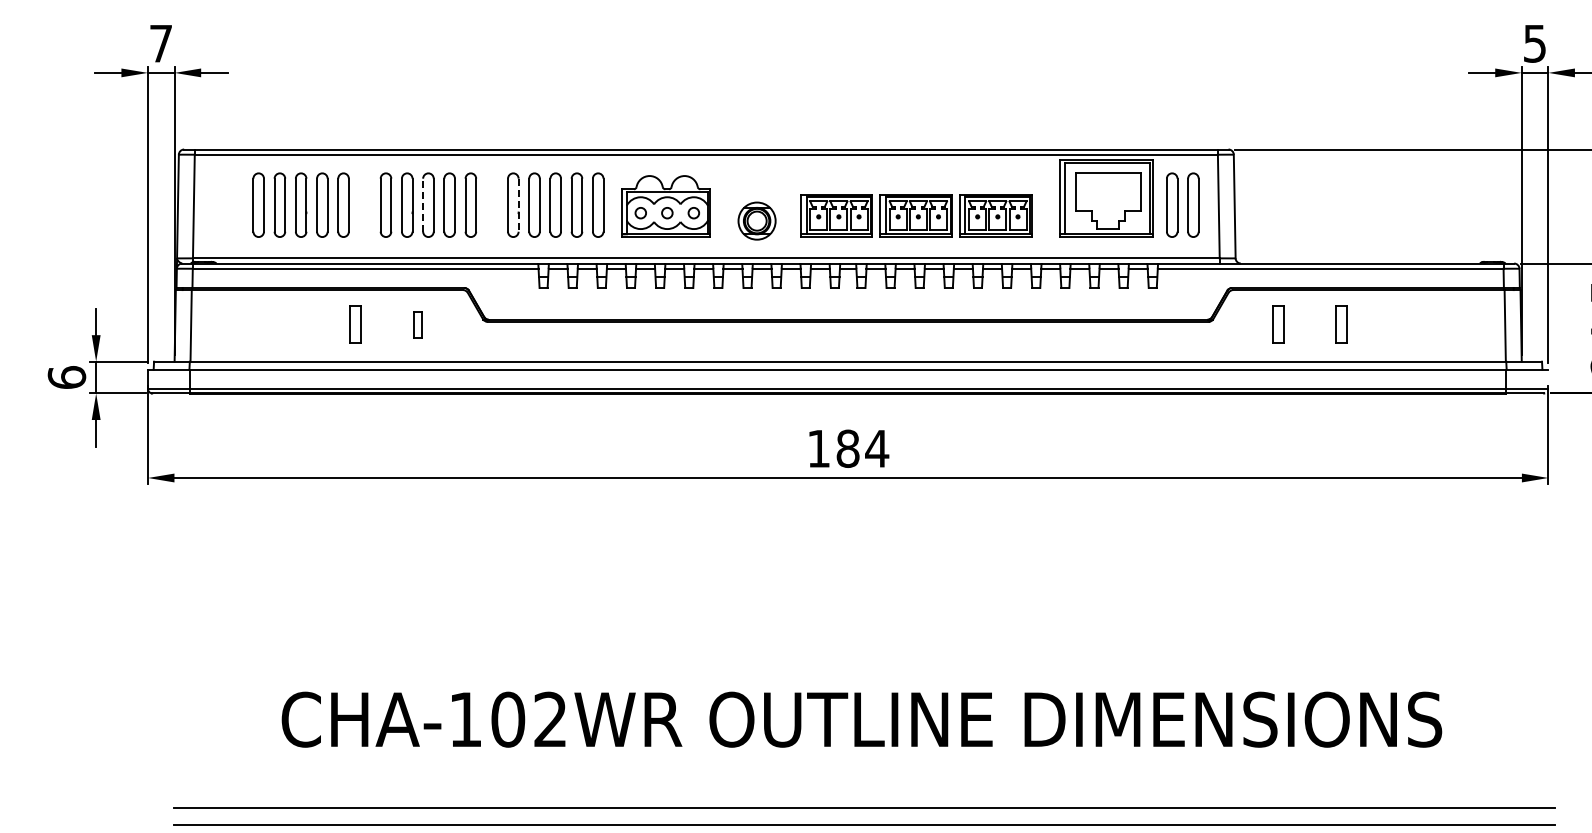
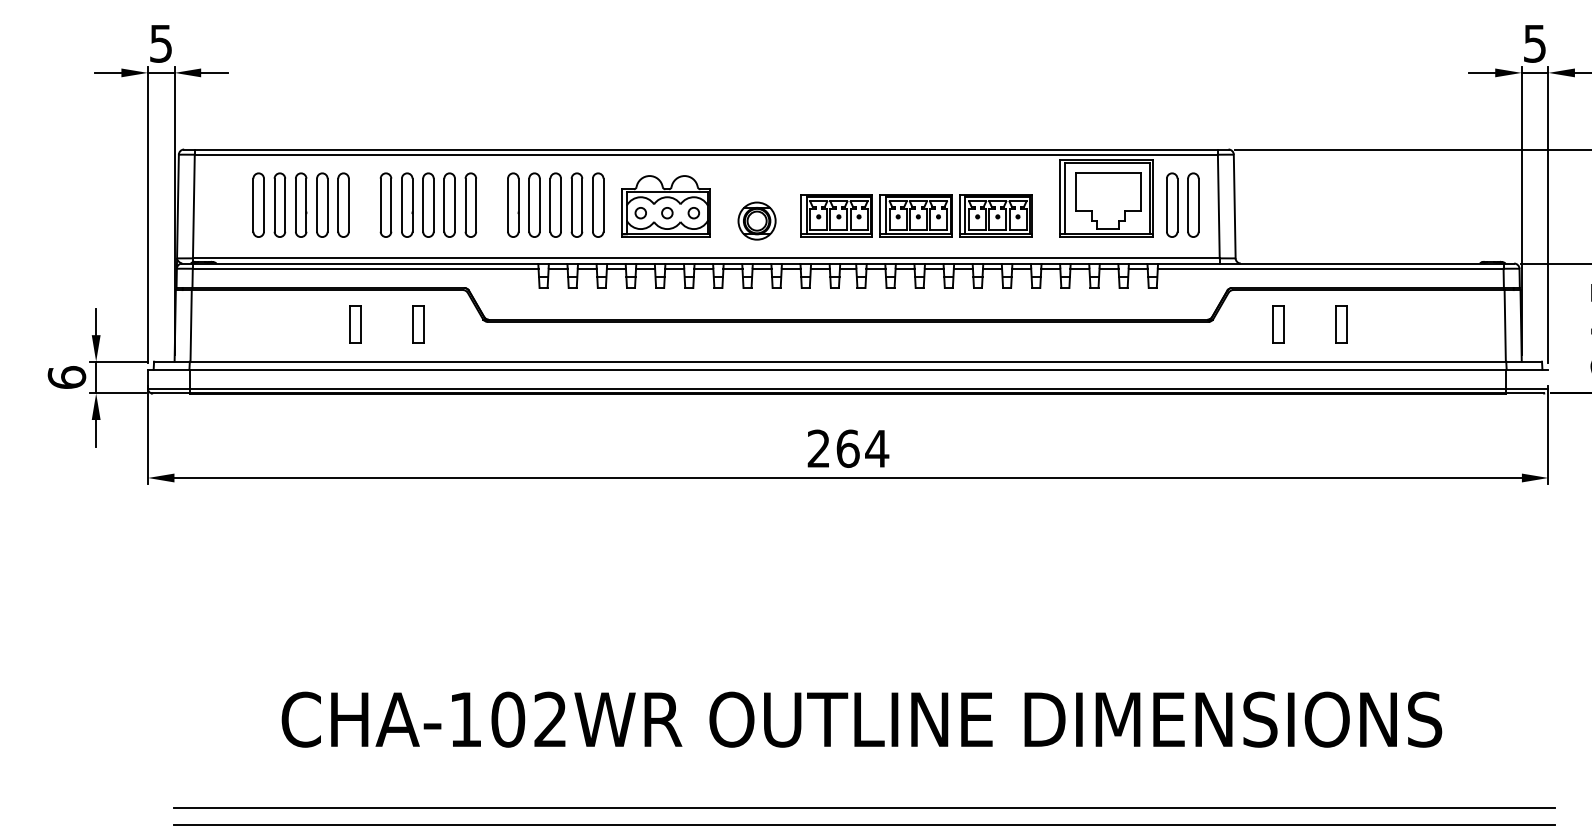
text: 7 -> 5 (160, 43)
line: dashed -> solid (423, 205)
line: dashed -> solid (518, 205)
part size: 10x28 px -> 13x39 px (418, 324)
text: 184 -> 264 (833, 448)
